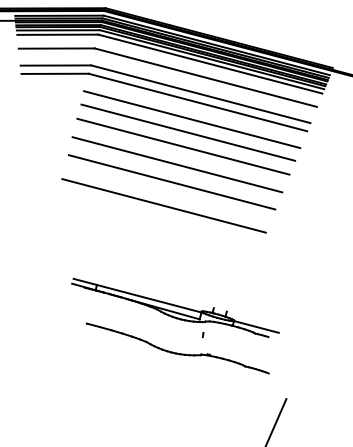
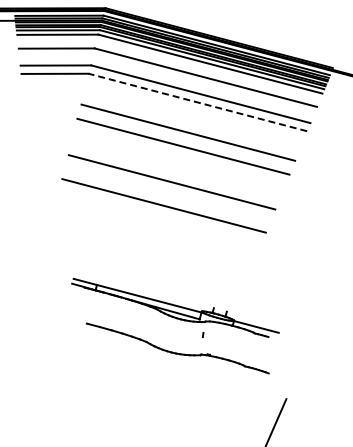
line: solid -> dashed (197, 102)
line: present -> none (192, 119)
line: present -> none (177, 164)
